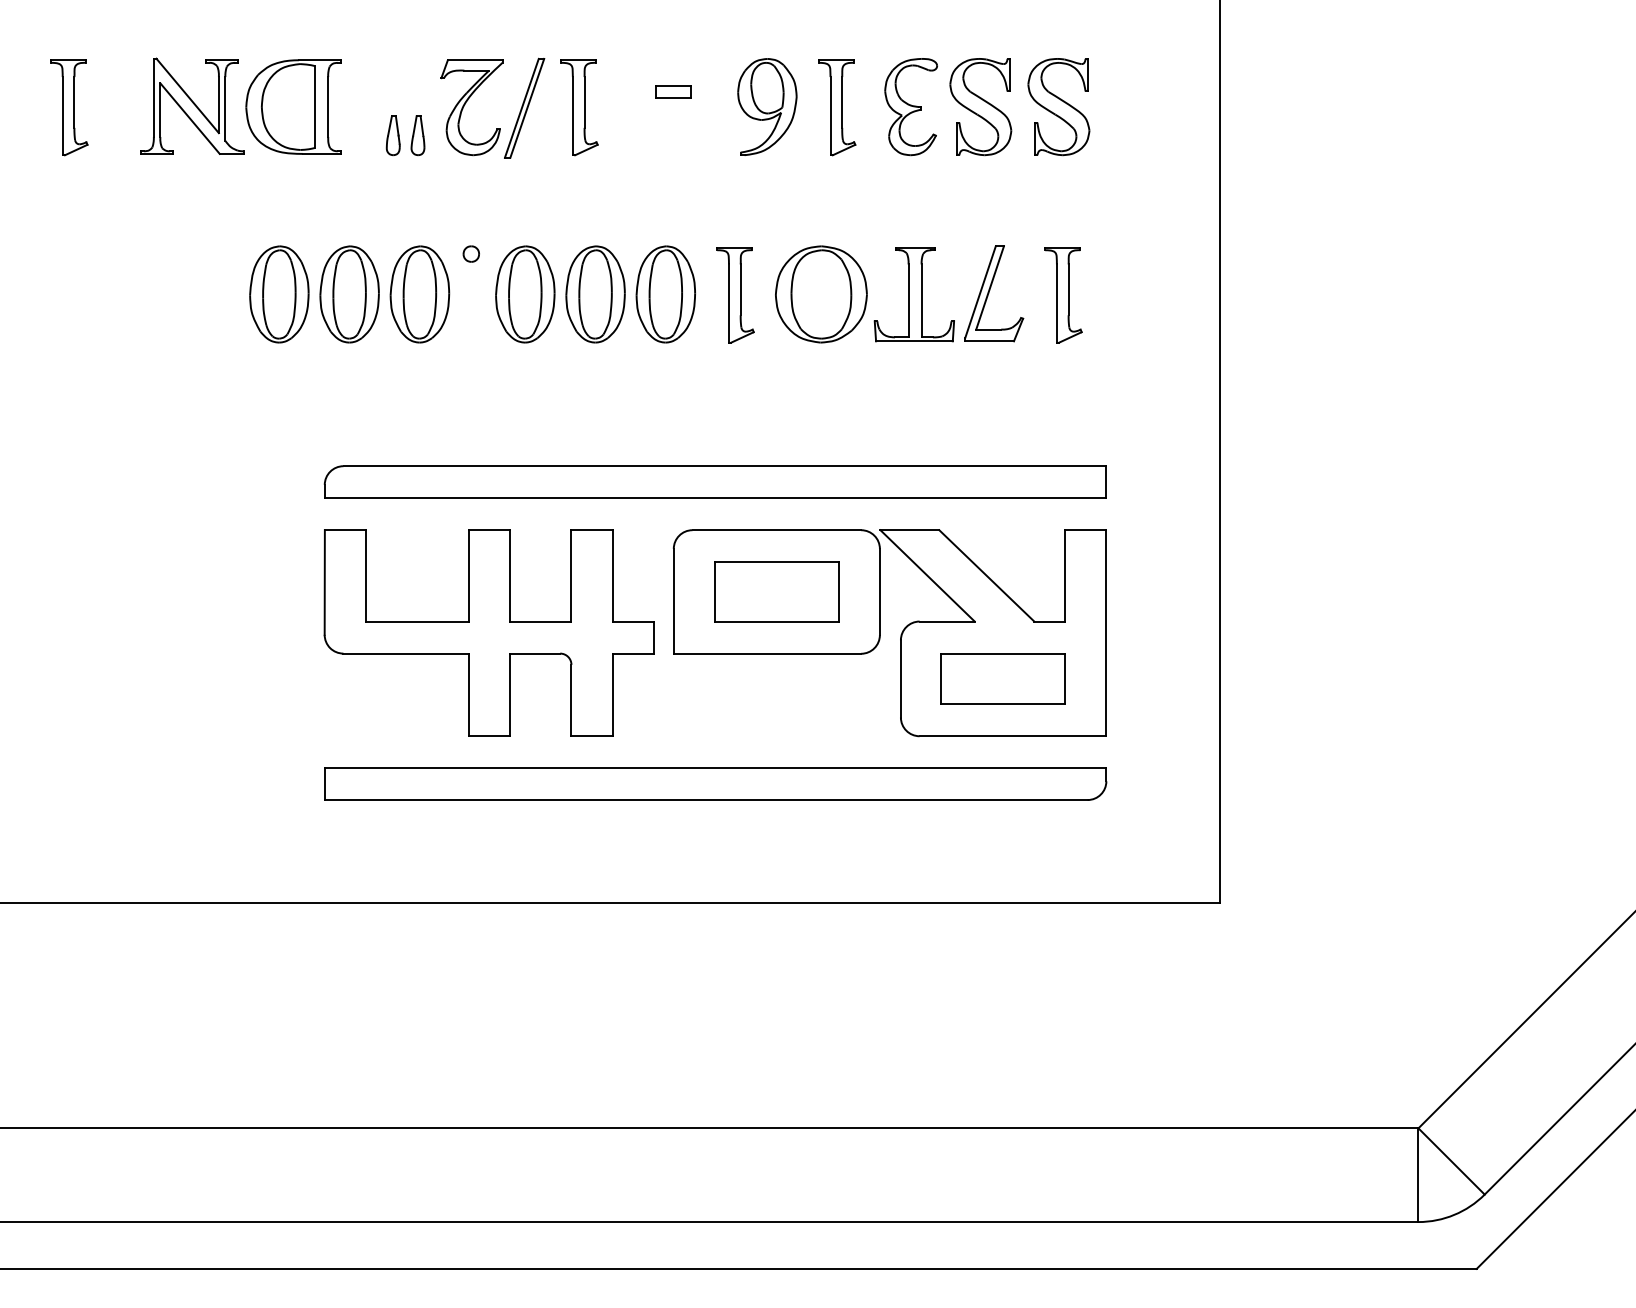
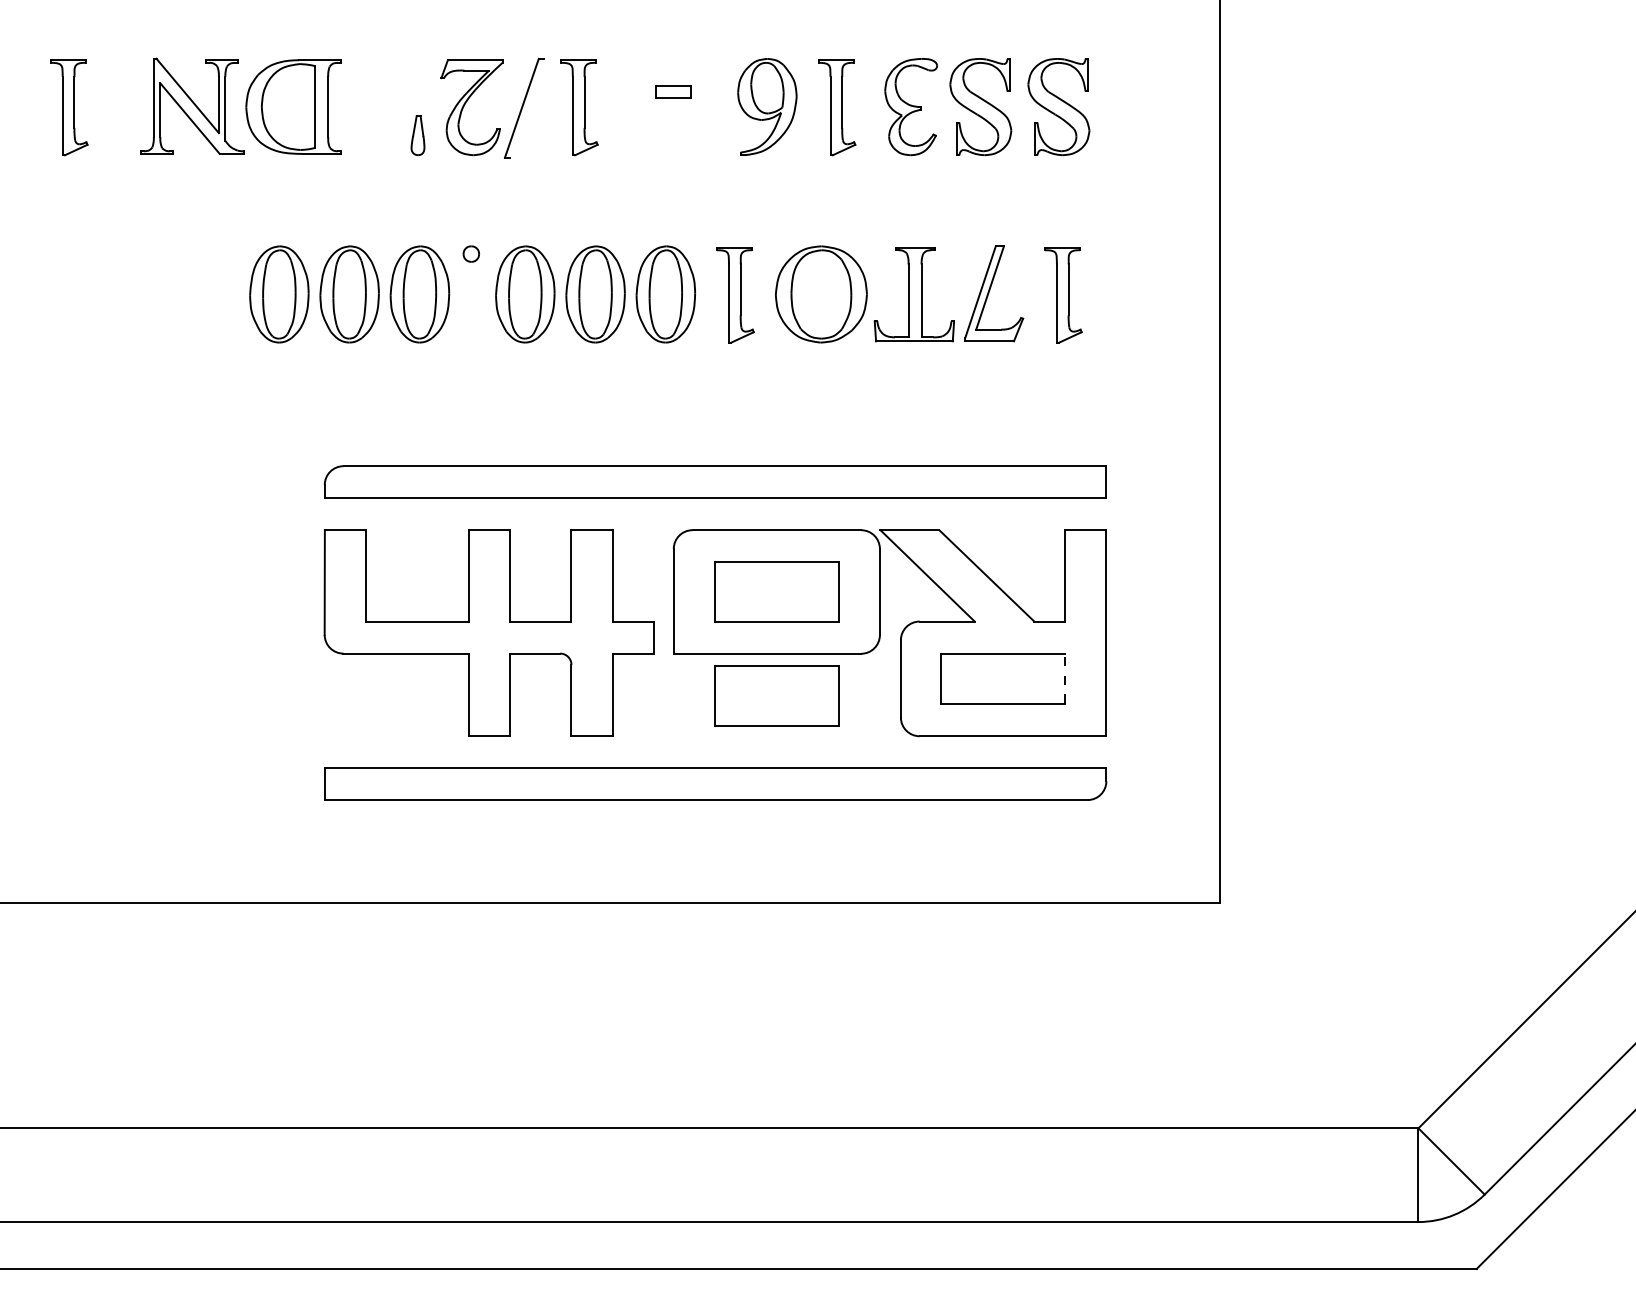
line: present -> none (527, 107)
part: present -> none (392, 135)
line: solid -> dashed (1064, 678)
part: none -> present (776, 695)
